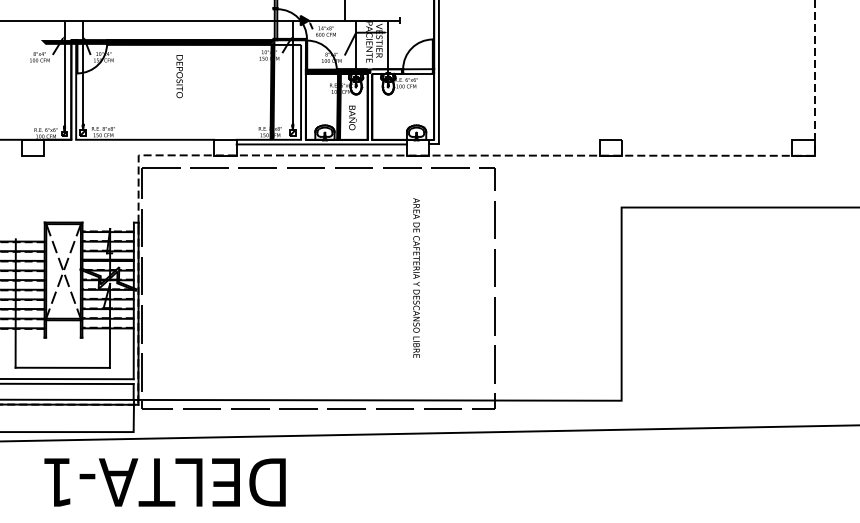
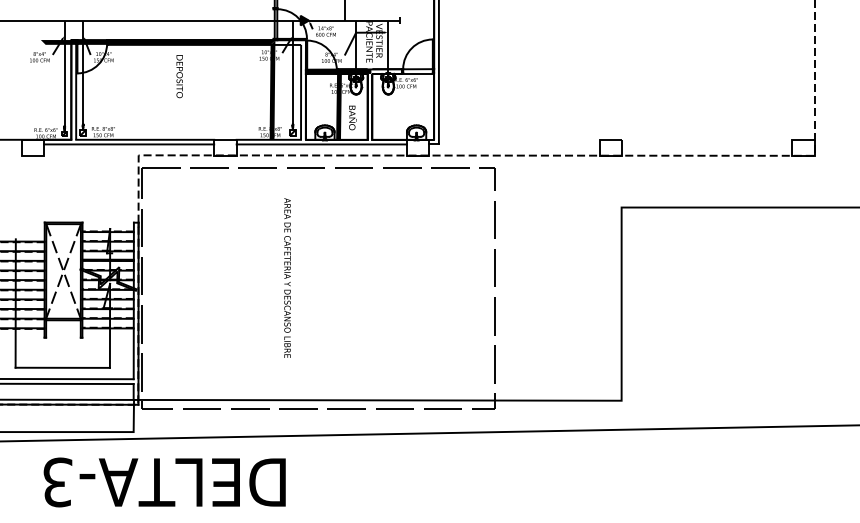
line: none -> present (128, 144)
text position: (416, 277) -> (287, 277) (287, 277)
text: DELTA-1 -> DELTA-3 (57, 482)
